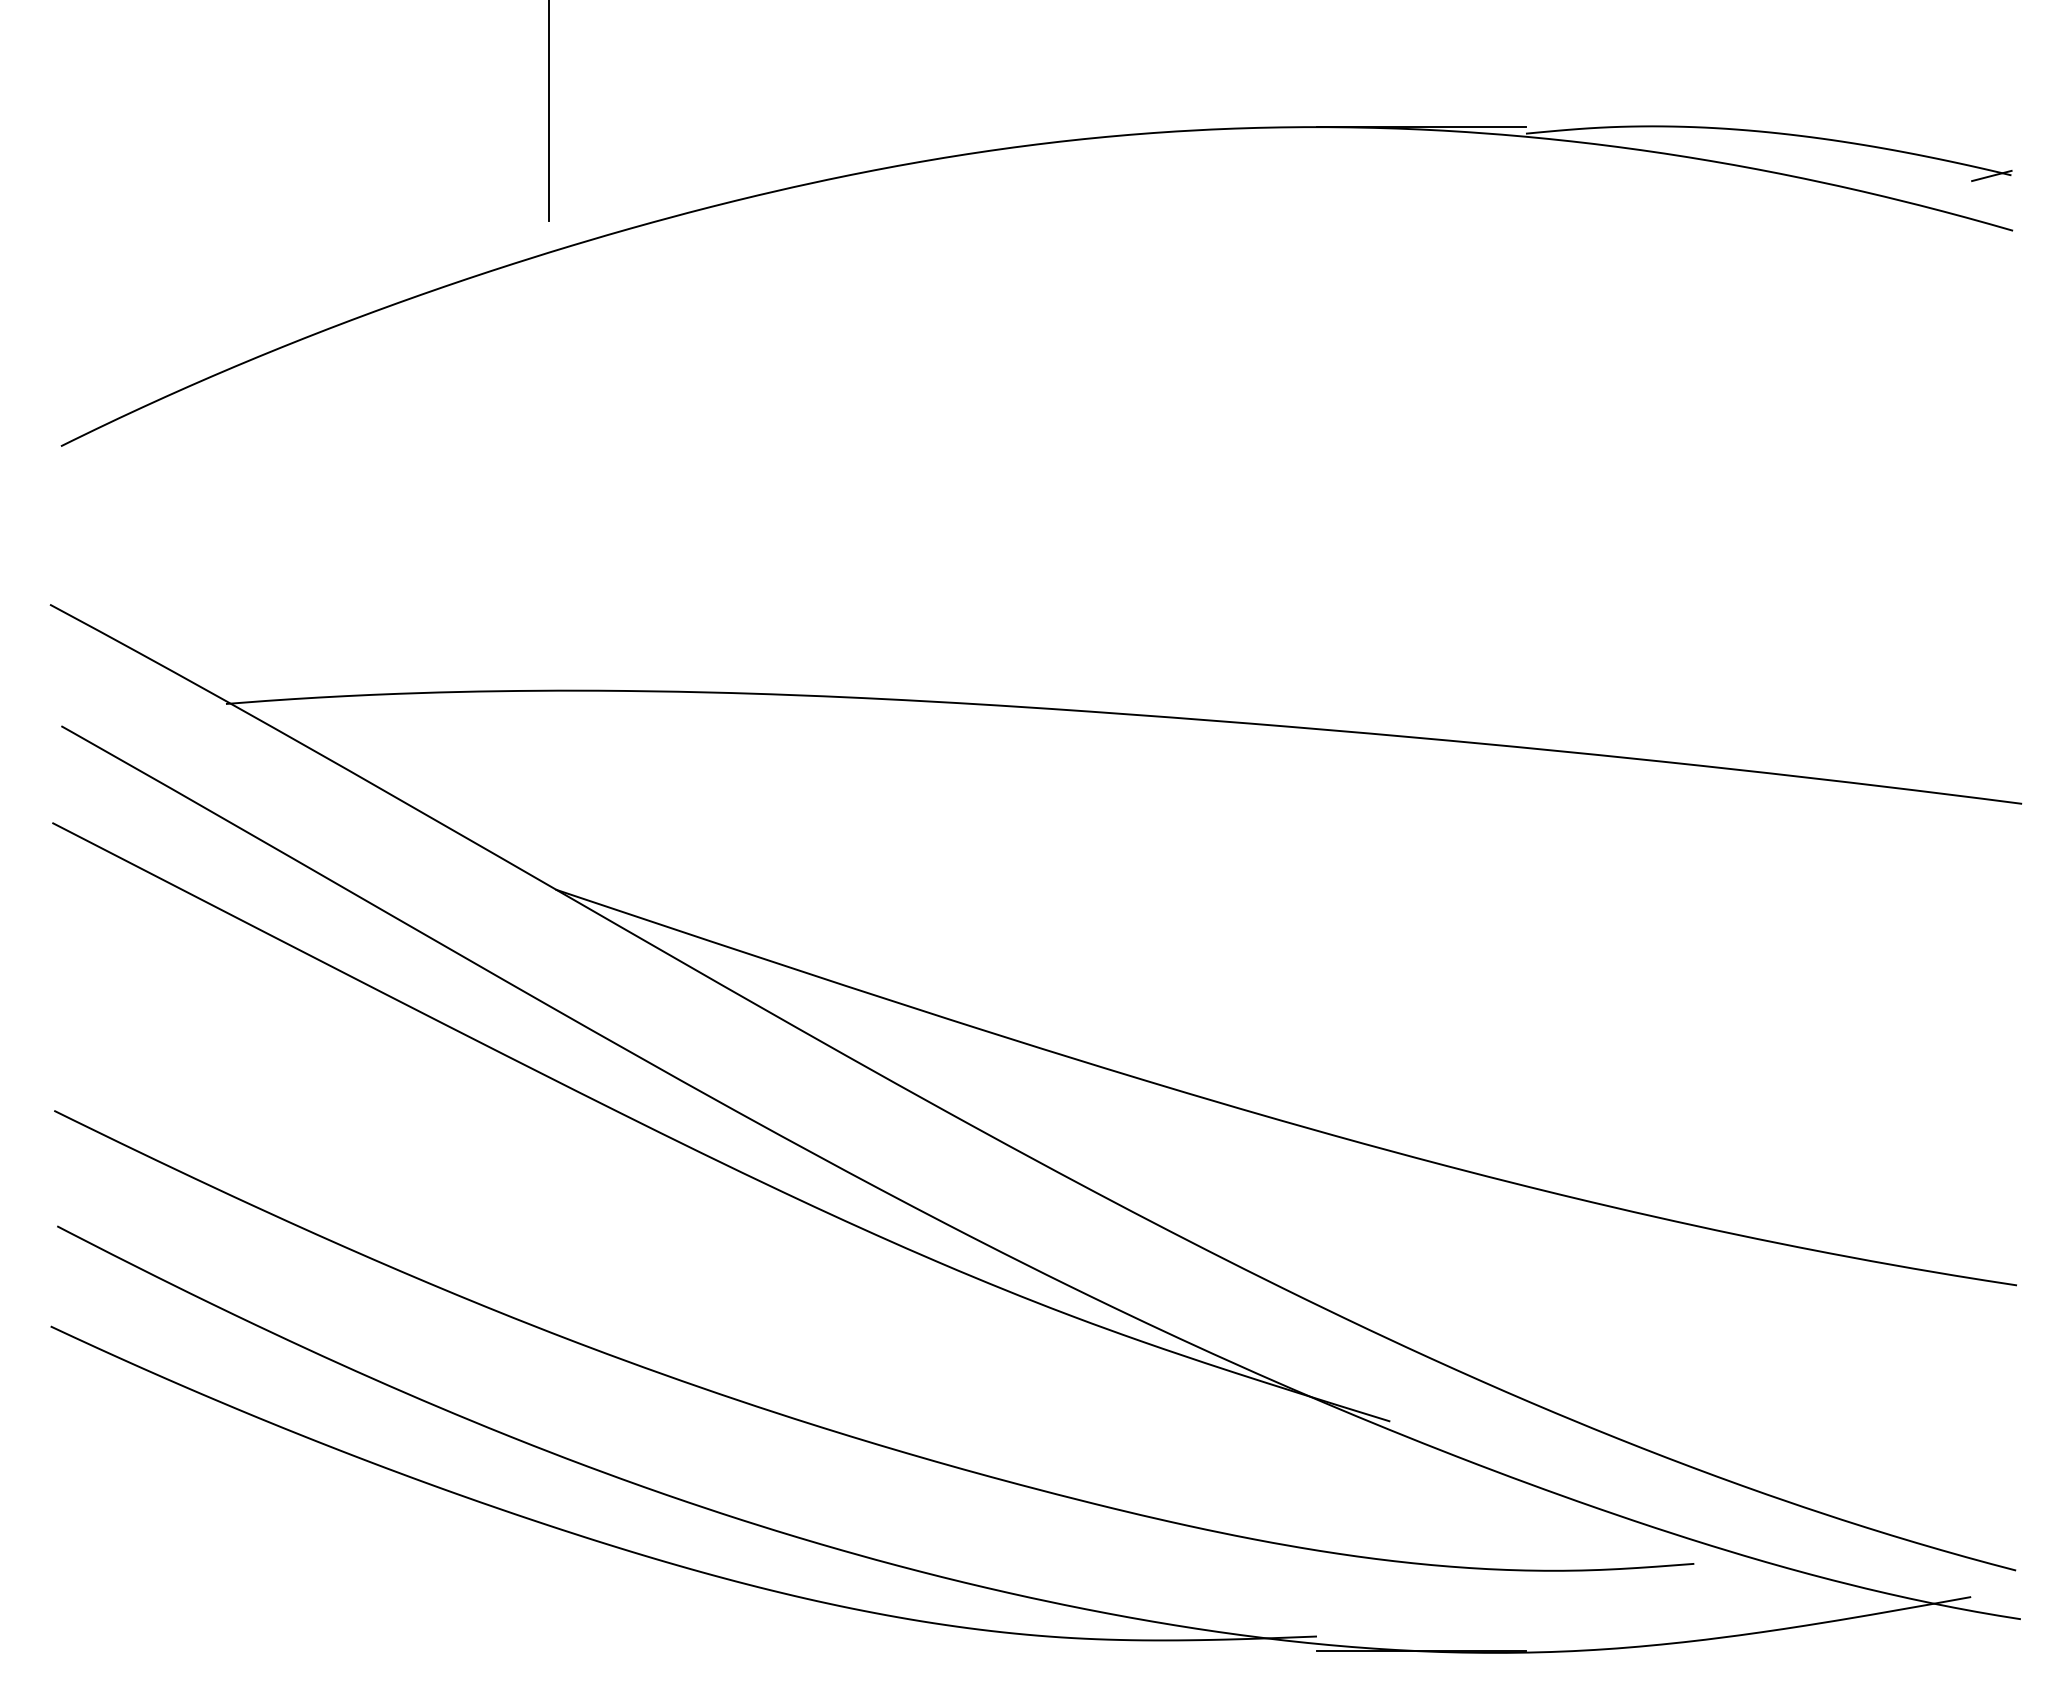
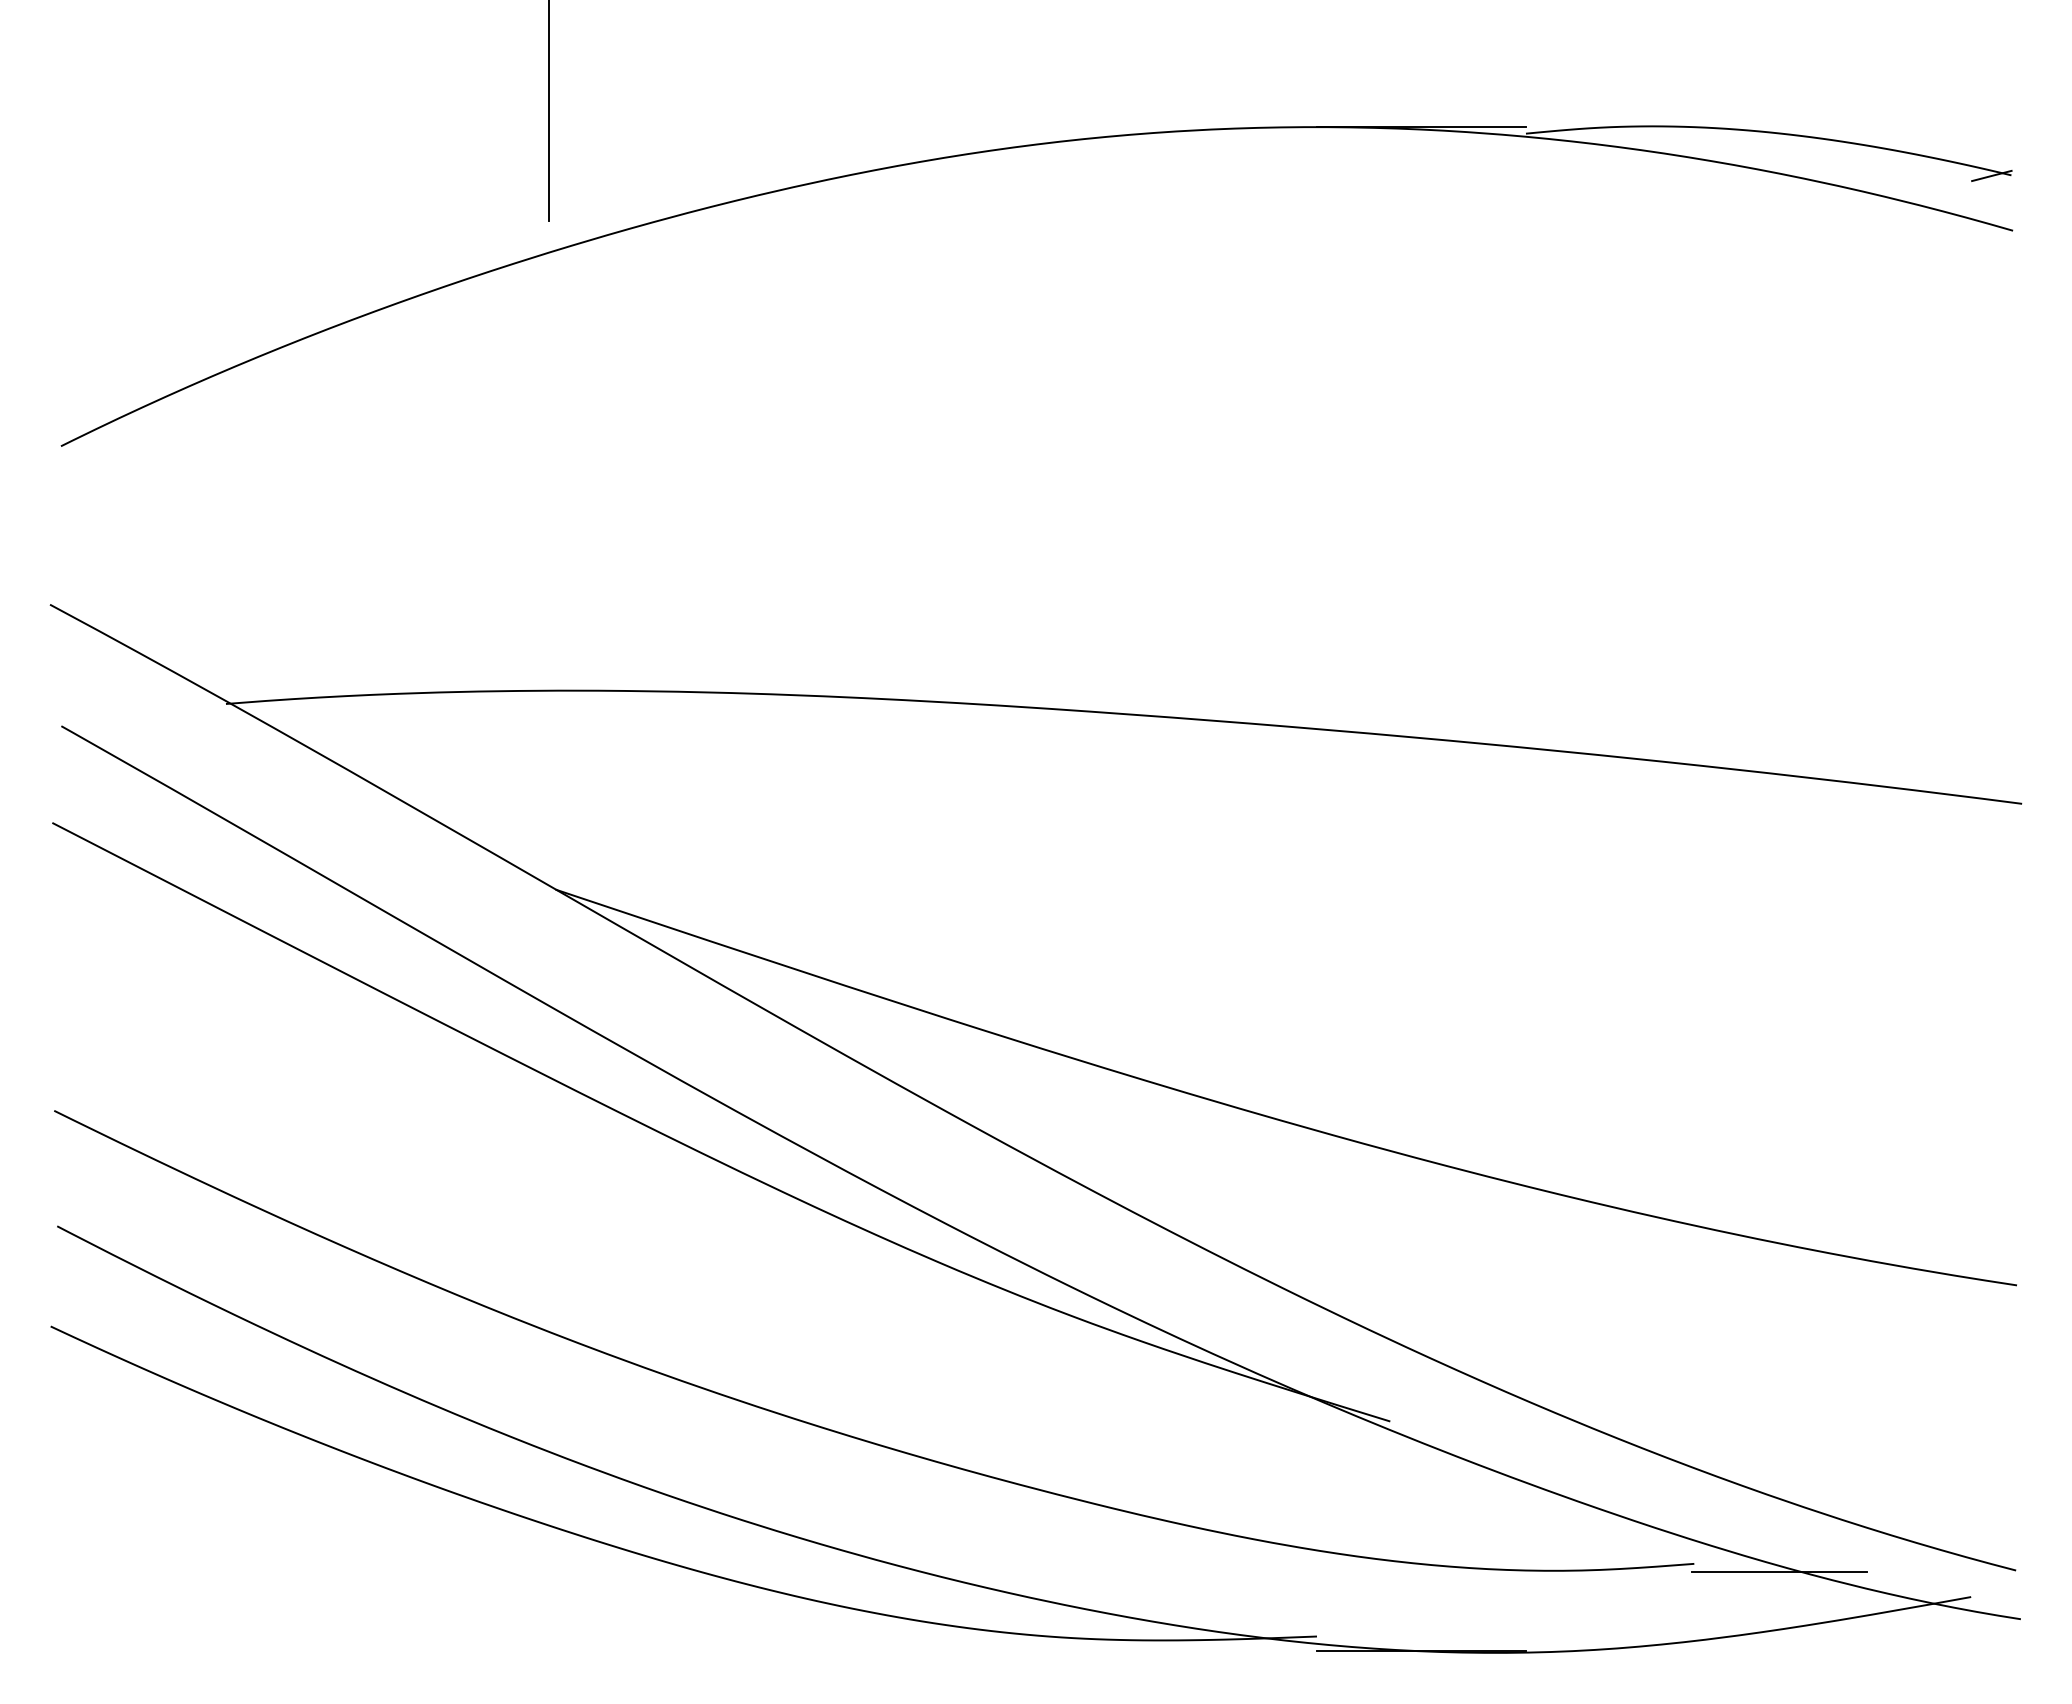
line: none -> present (1779, 1572)
